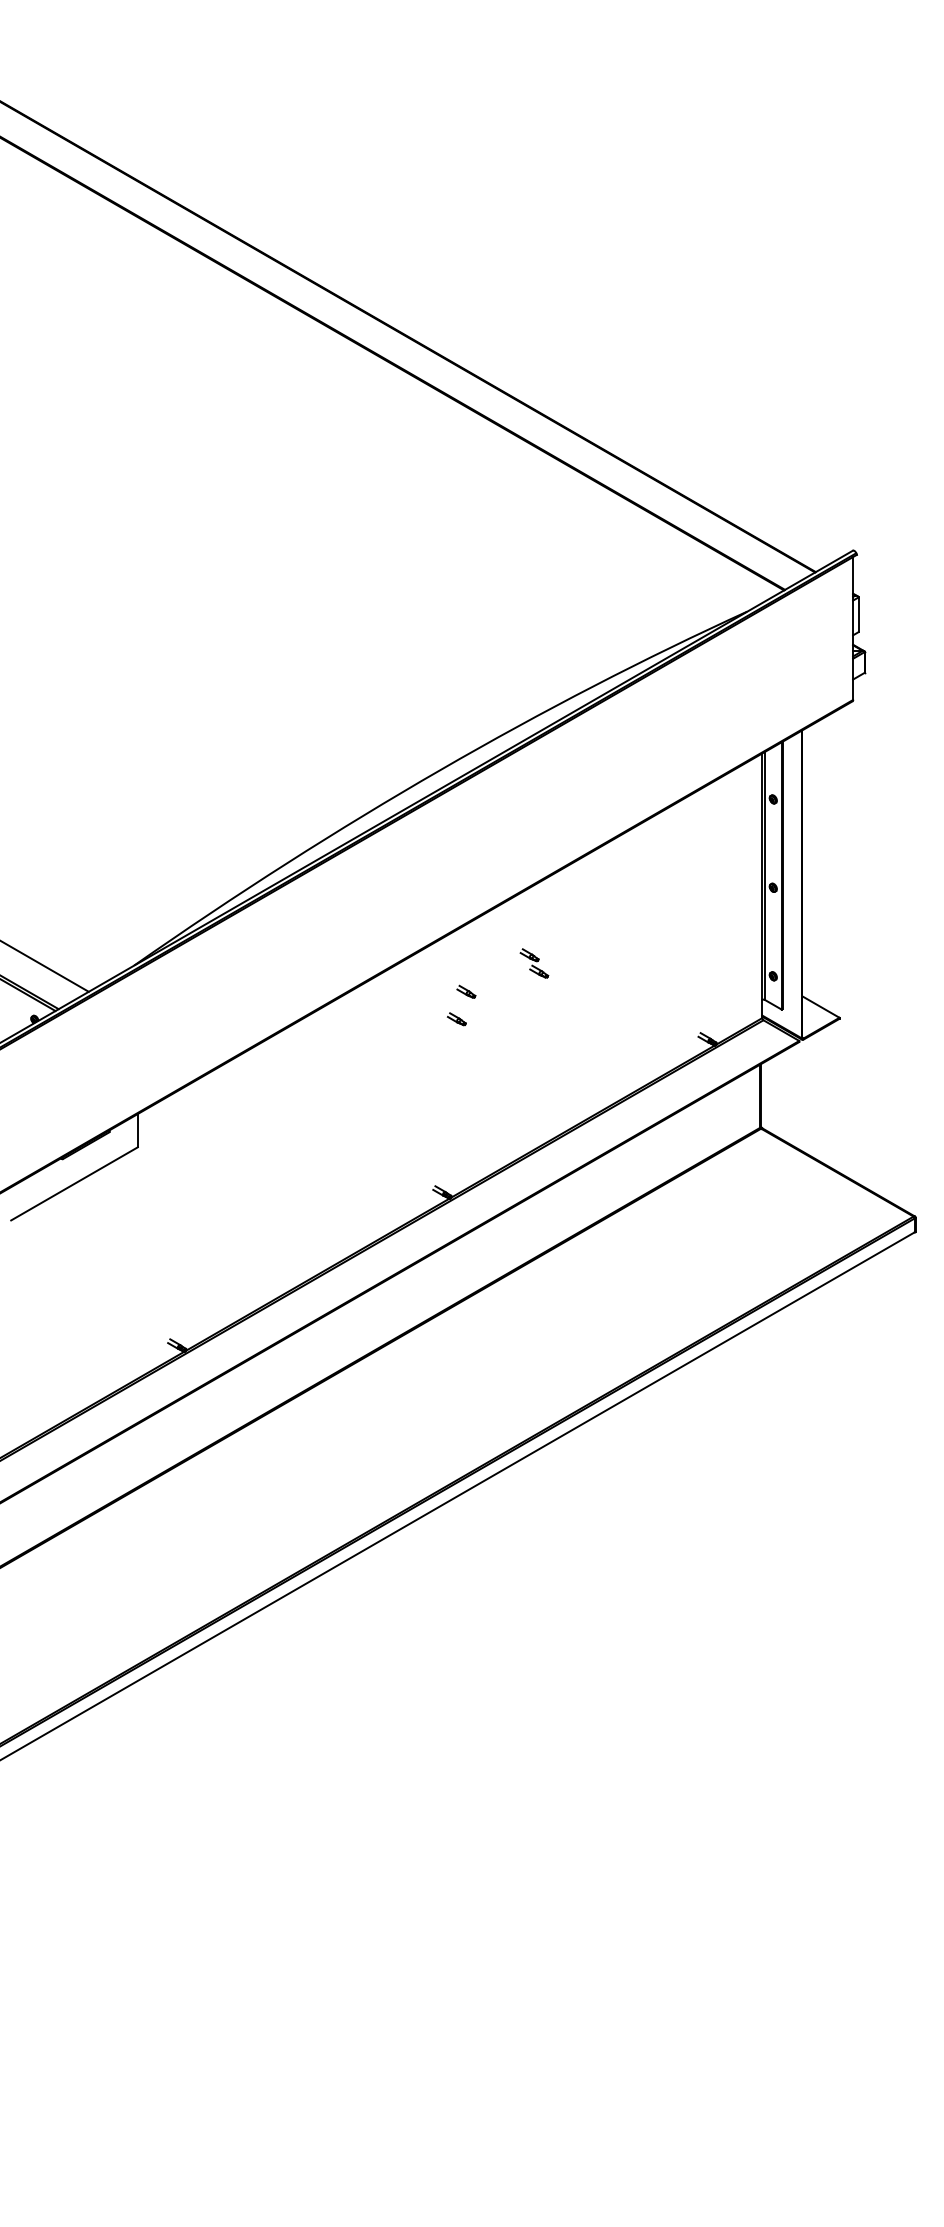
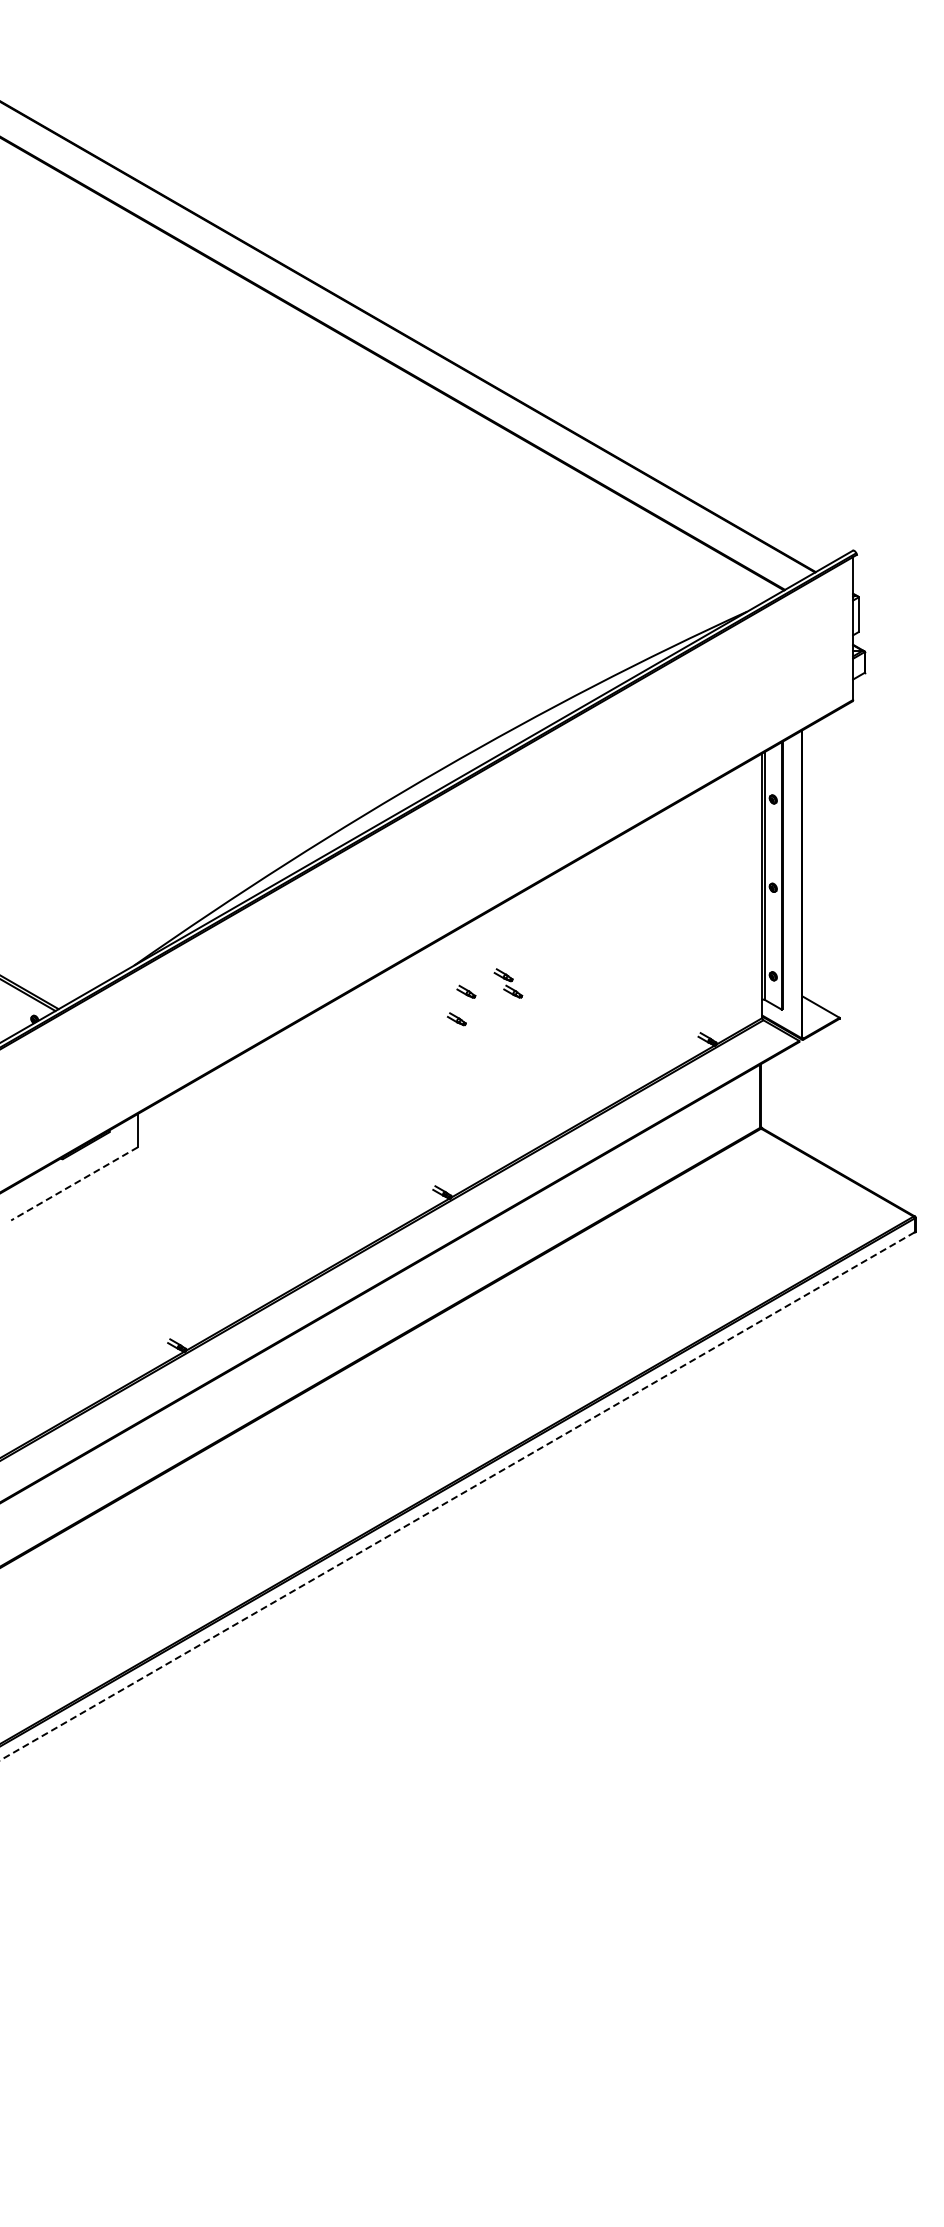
part position: (534, 963) -> (508, 983) (508, 983)
line: present -> none (45, 966)
line: solid -> dashed (74, 1184)
line: solid -> dashed (457, 1496)
